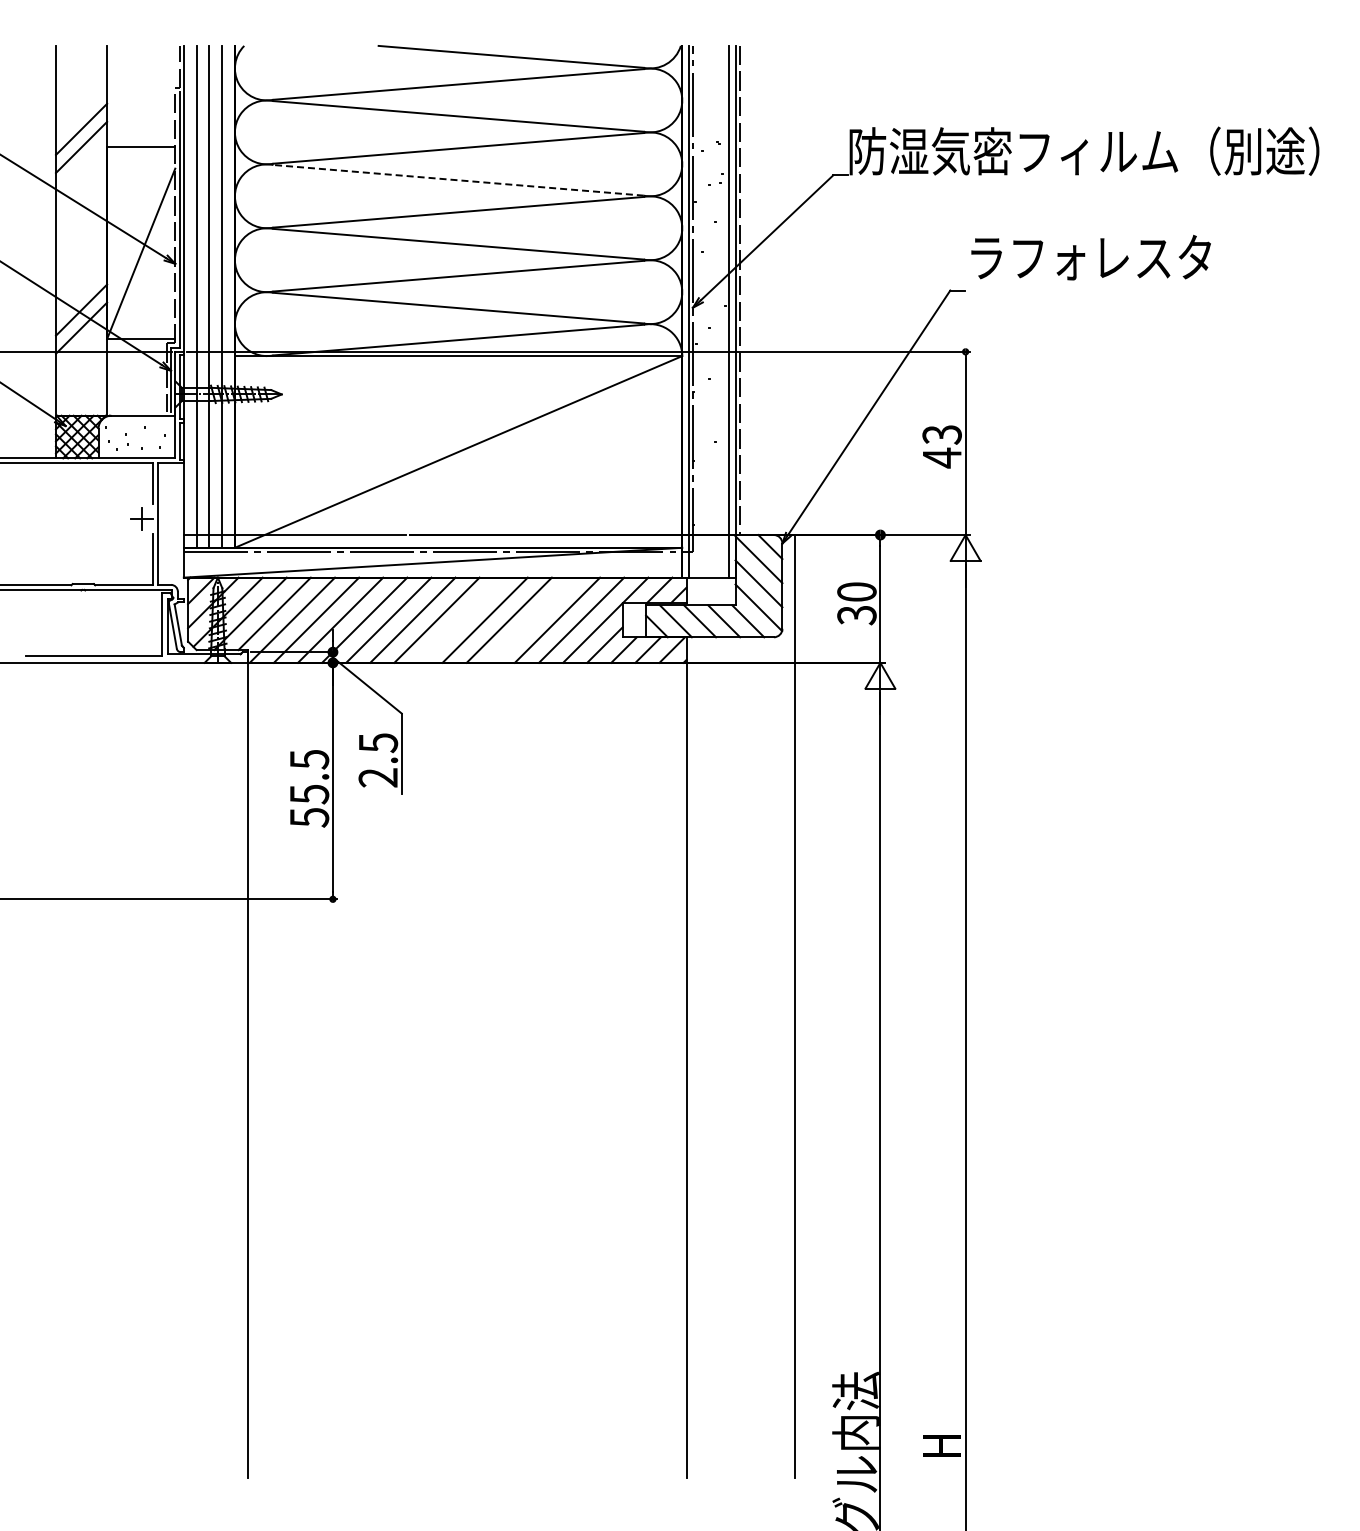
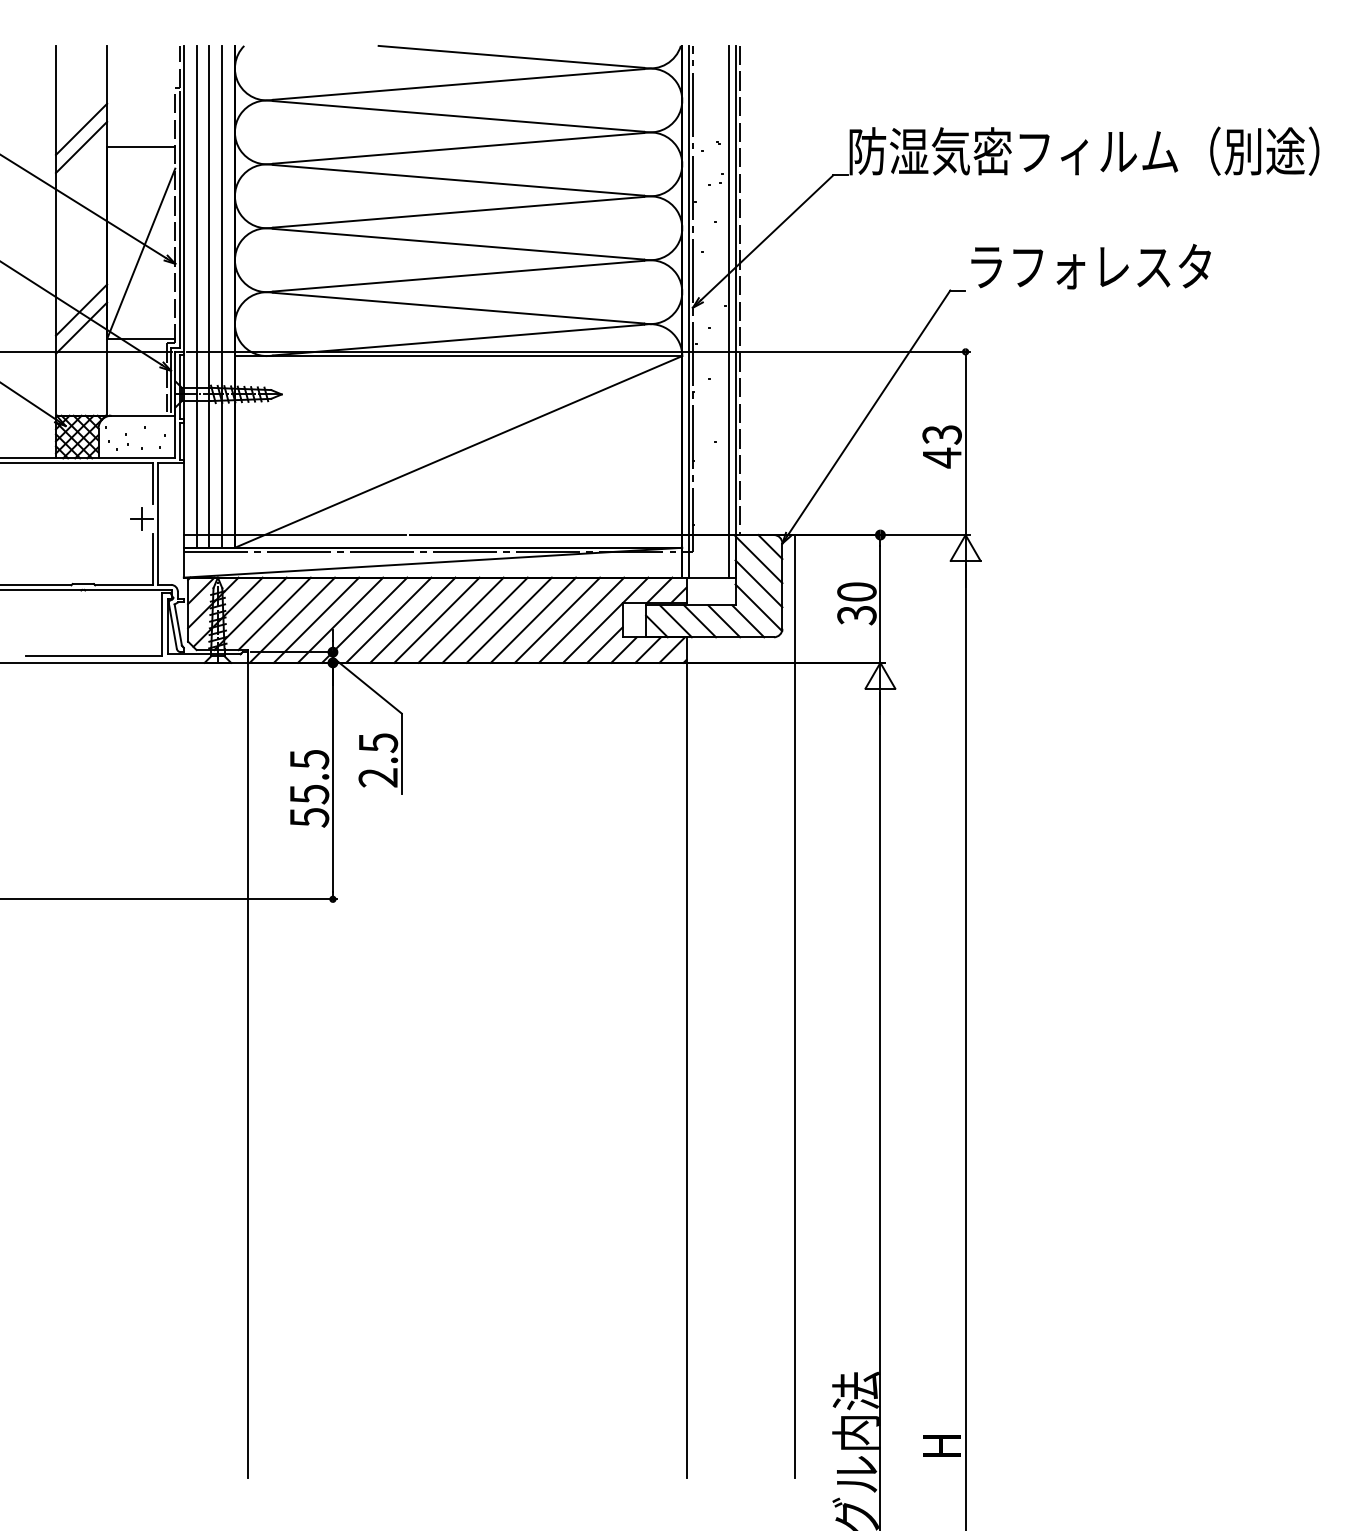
line: dashed -> solid (458, 180)
text position: (1090, 257) -> (1090, 266) (1090, 266)
line: none -> present (460, 619)
line: none -> present (533, 619)
